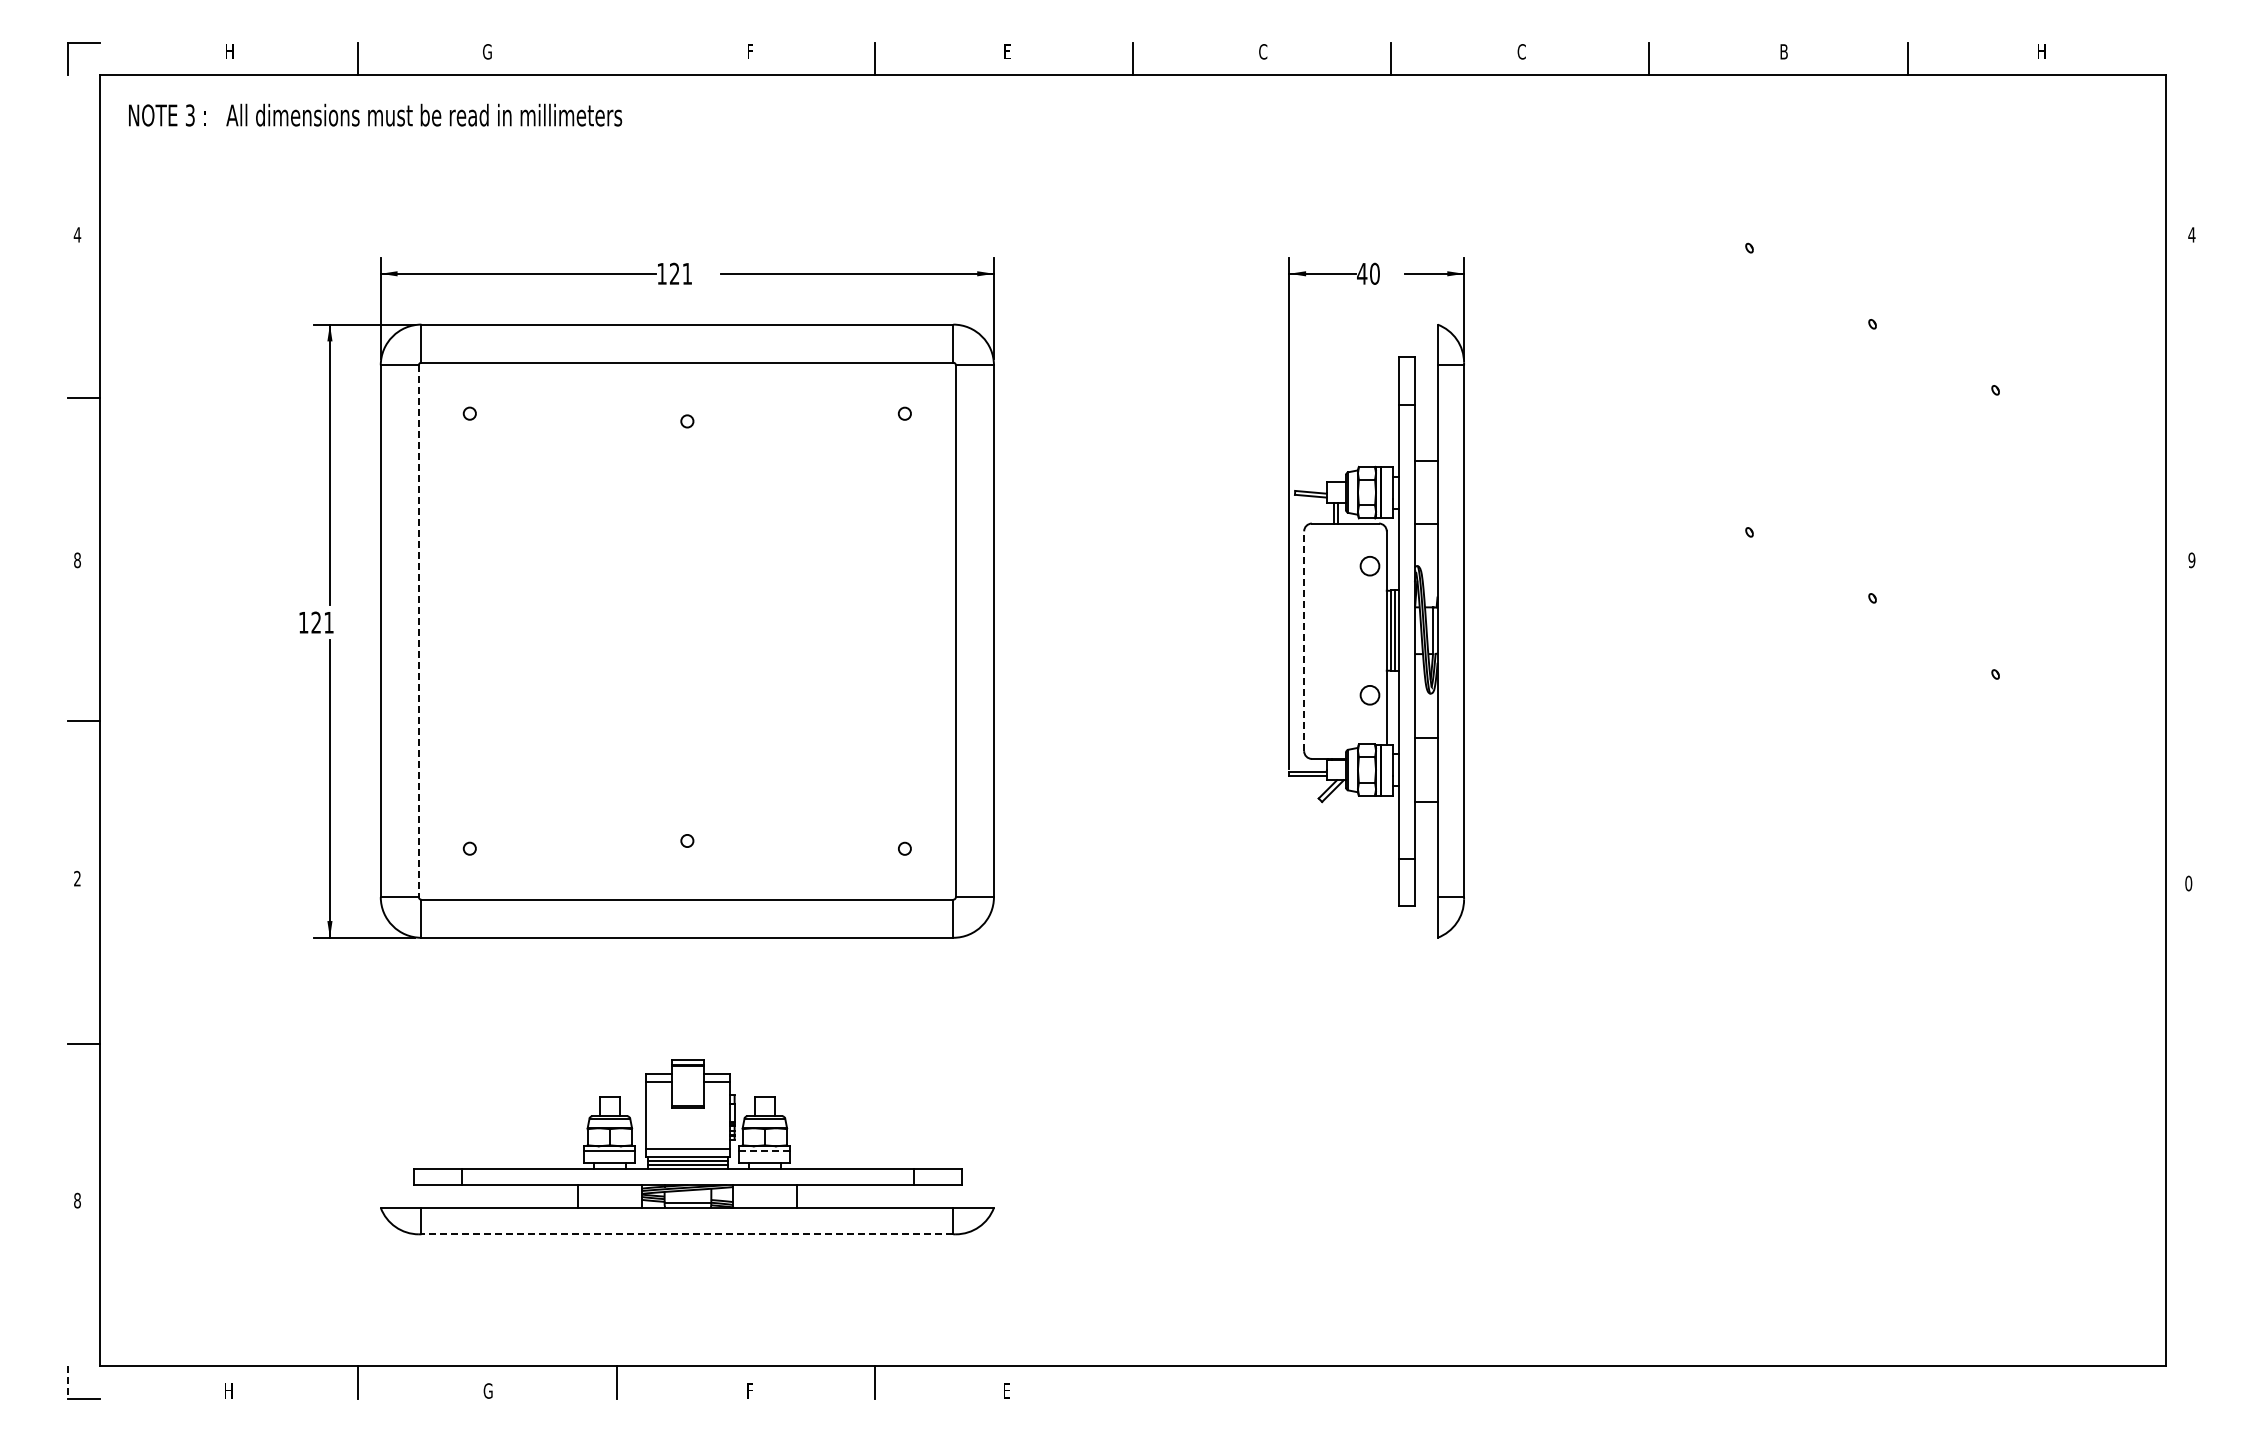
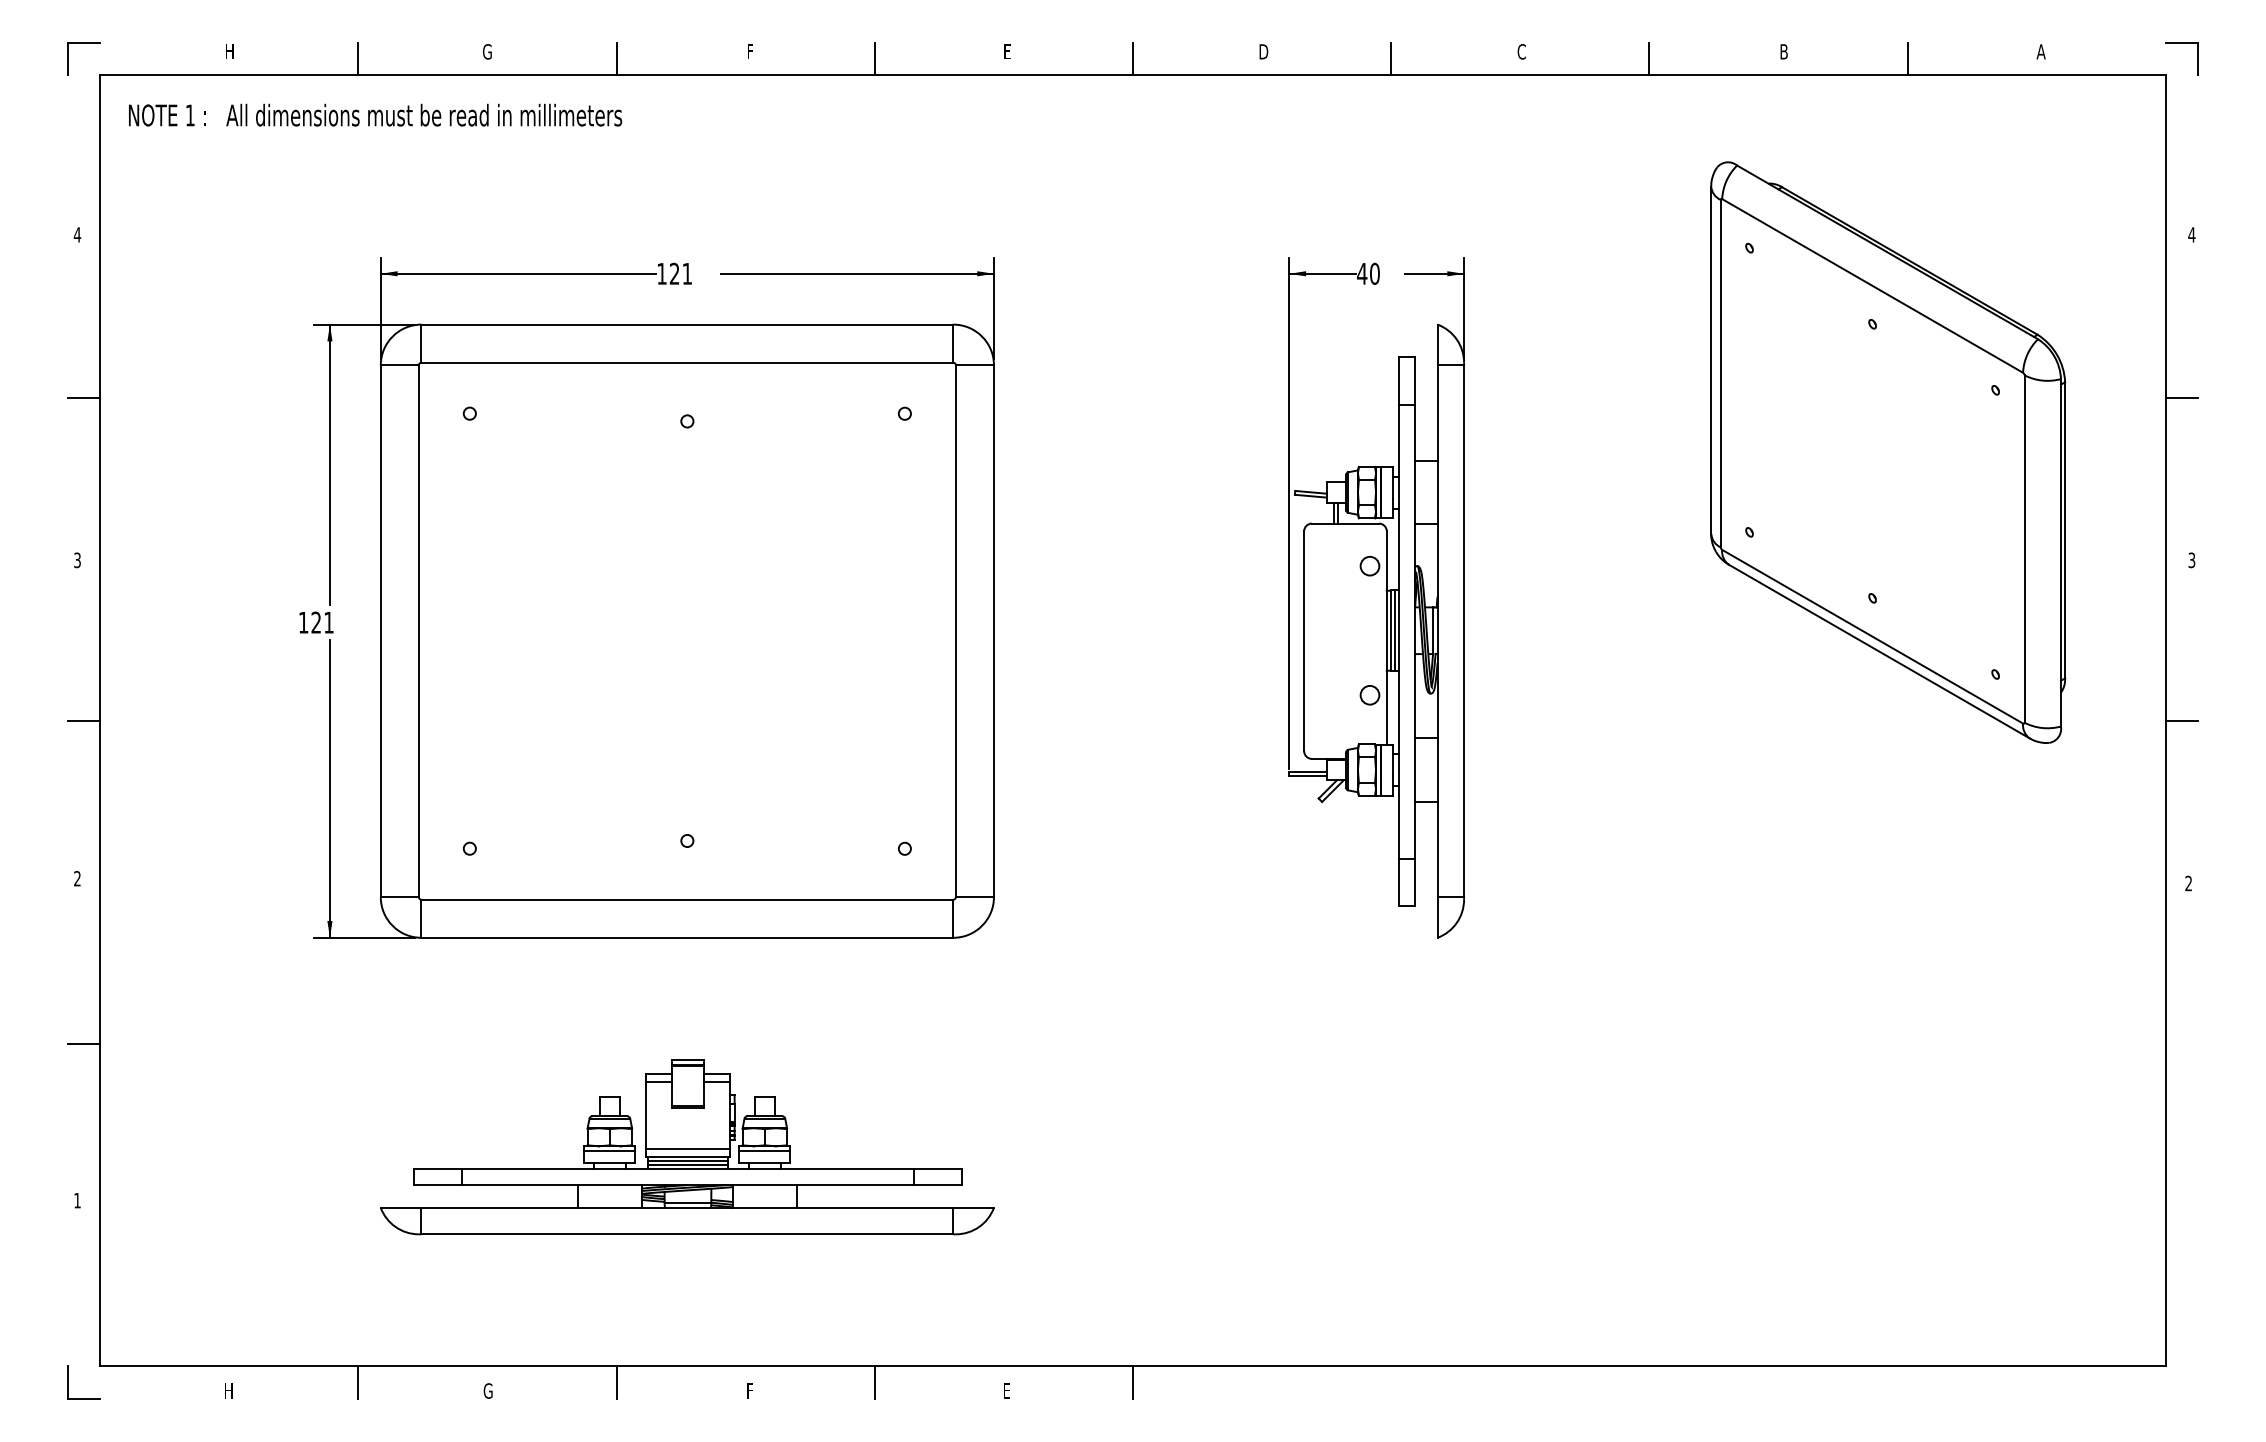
part: none -> present (2181, 43)
text: C -> D (1263, 51)
text: H -> A (2040, 51)
line: none -> present (616, 59)
text: 3 -> 1 (189, 115)
line: none -> present (2181, 398)
part: none -> present (1888, 452)
text: 9 -> 3 (2191, 559)
text: 8 -> 3 (77, 560)
line: dashed -> solid (418, 631)
line: dashed -> solid (1304, 641)
line: none -> present (2181, 720)
text: 0 -> 2 (2188, 883)
line: dashed -> solid (765, 1151)
text: 8 -> 1 (77, 1200)
line: dashed -> solid (687, 1234)
line: dashed -> solid (67, 1382)
line: none -> present (1133, 1382)
